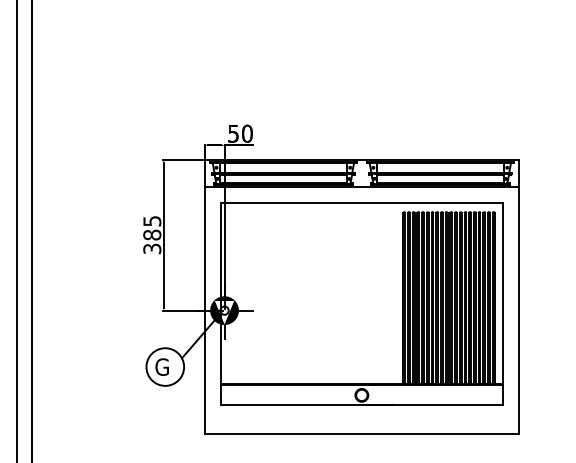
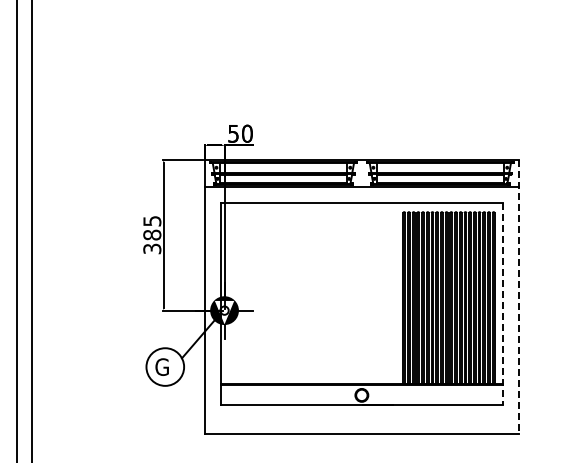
line: solid -> dashed (518, 297)
line: solid -> dashed (503, 304)
